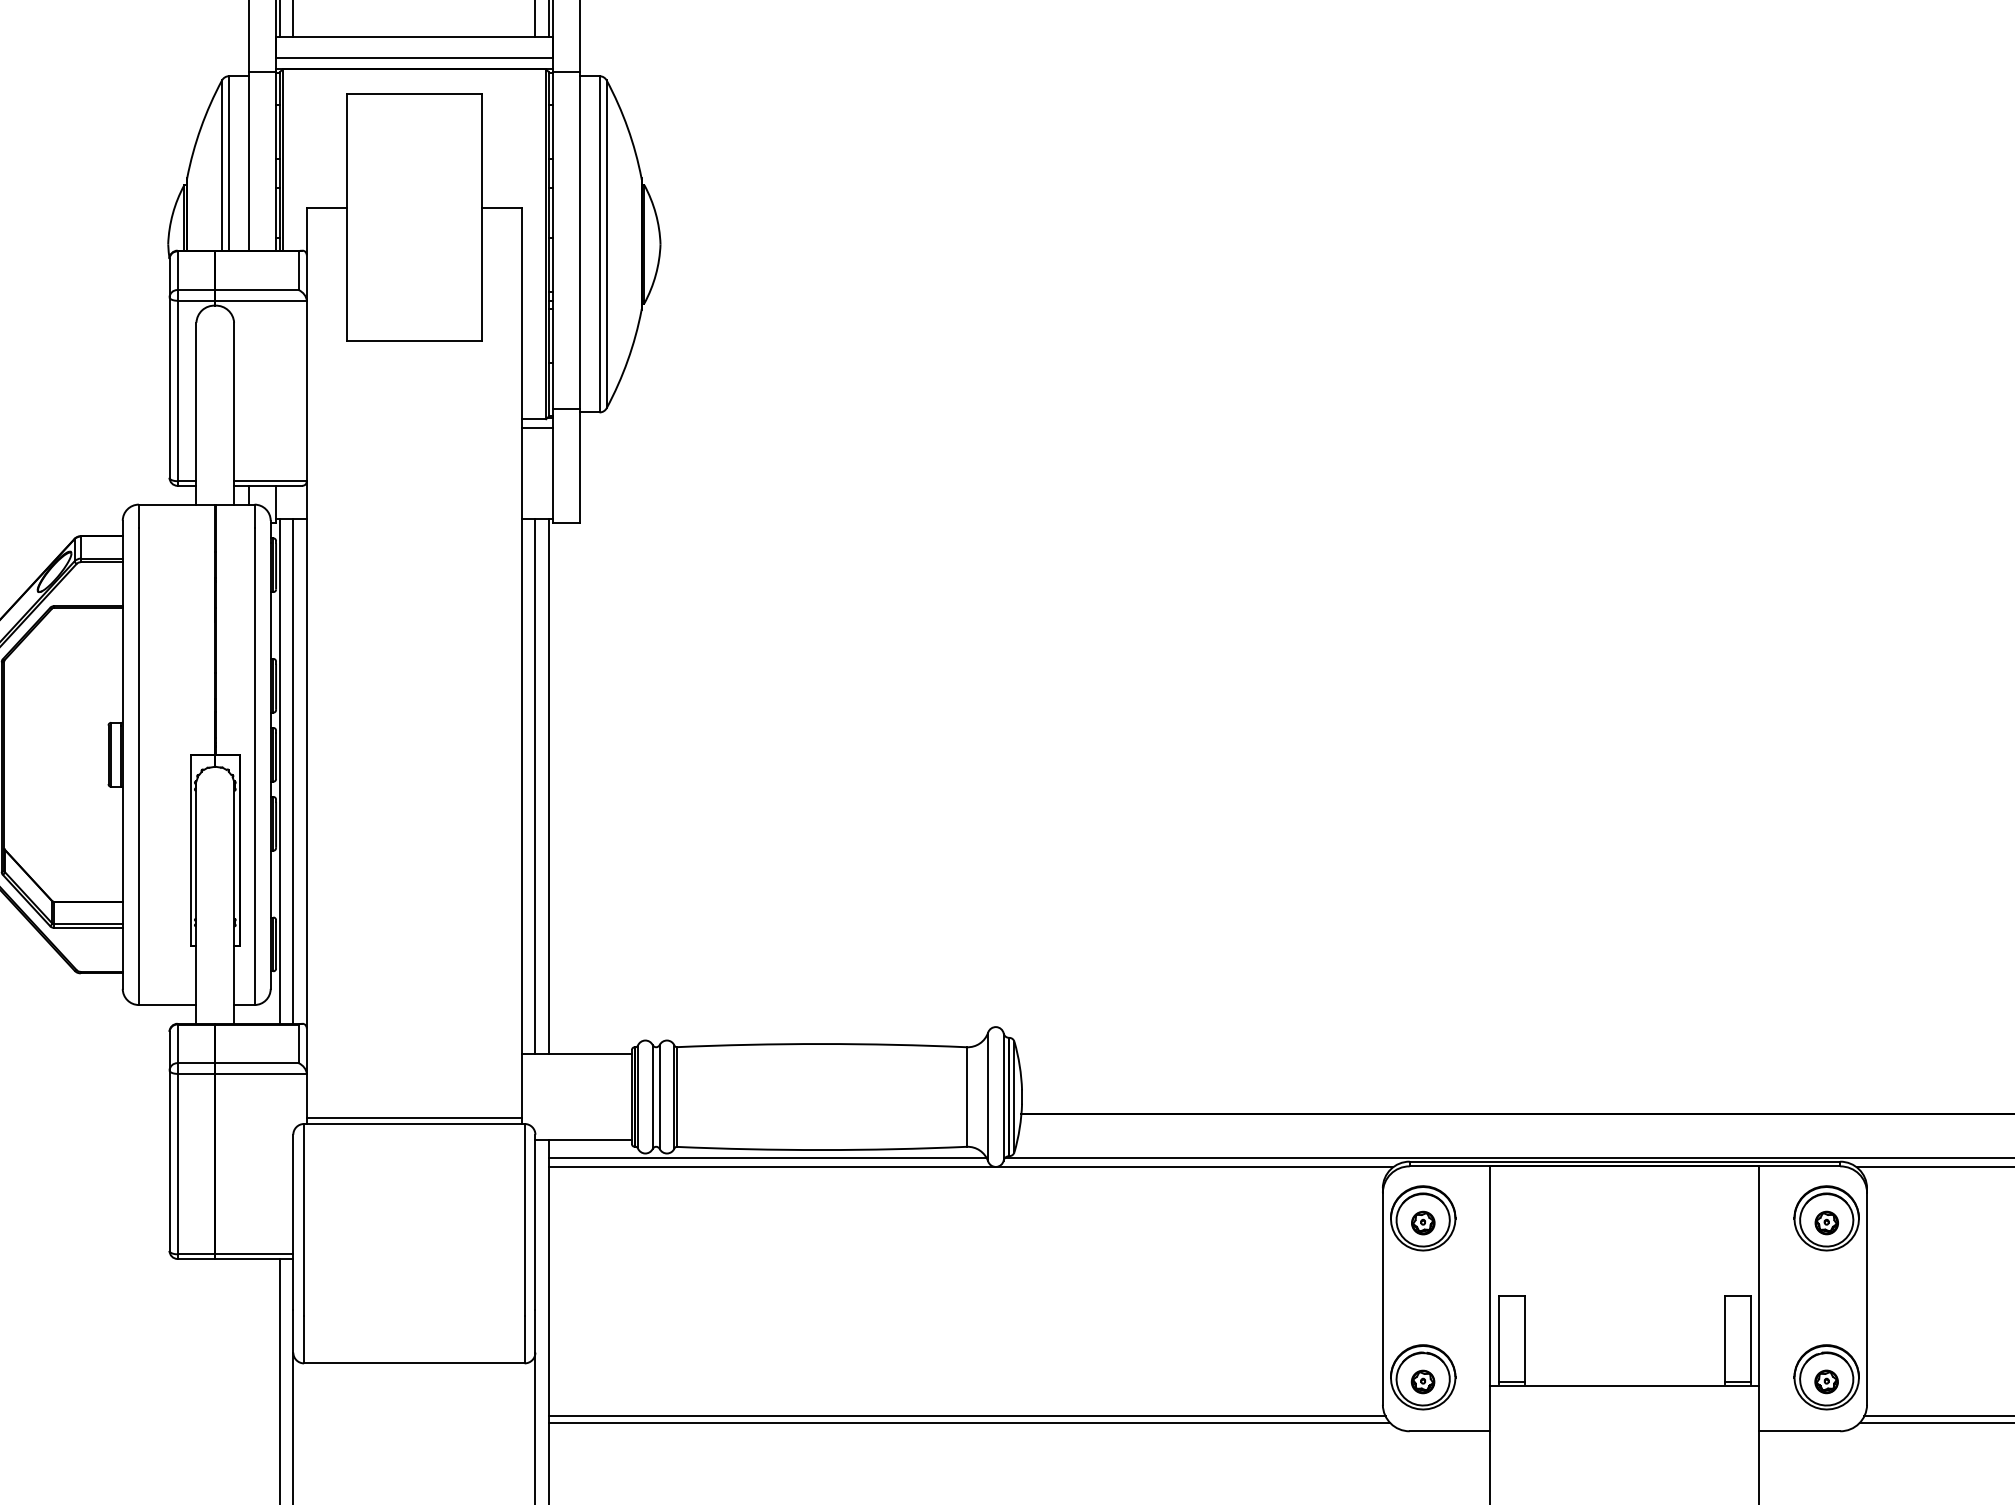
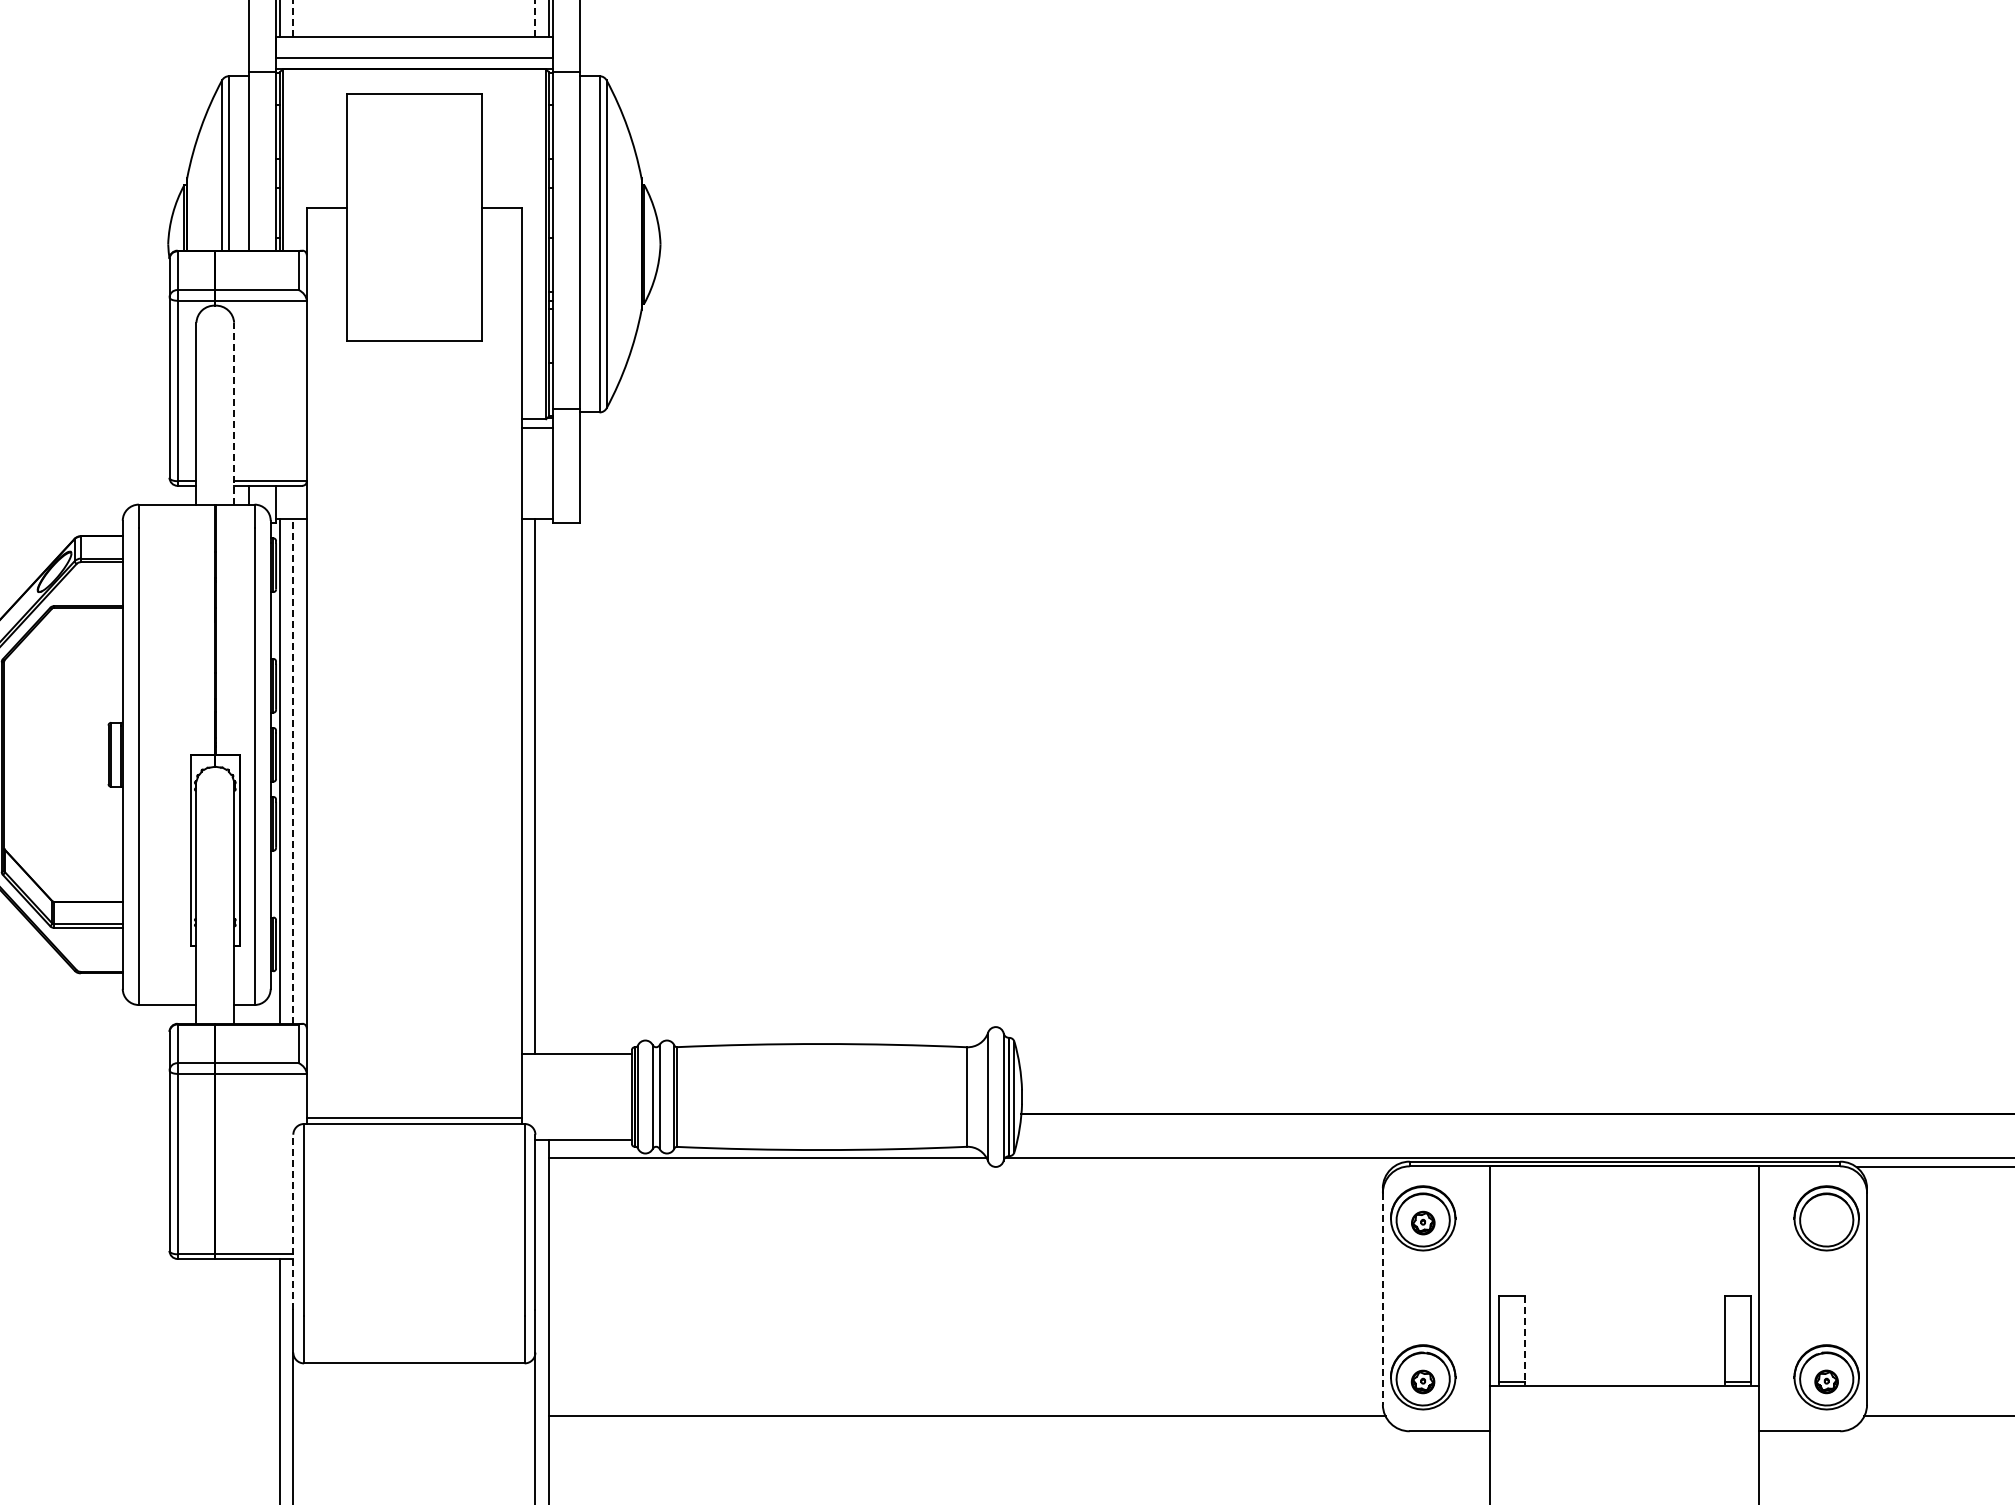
line: solid -> dashed (293, 18)
line: solid -> dashed (535, 18)
line: solid -> dashed (234, 413)
line: solid -> dashed (293, 771)
line: present -> none (548, 786)
line: present -> none (970, 1167)
line: solid -> dashed (293, 1221)
part: present -> none (1826, 1222)
line: solid -> dashed (1382, 1298)
line: solid -> dashed (1525, 1339)
line: present -> none (969, 1423)
line: present -> none (1935, 1423)
